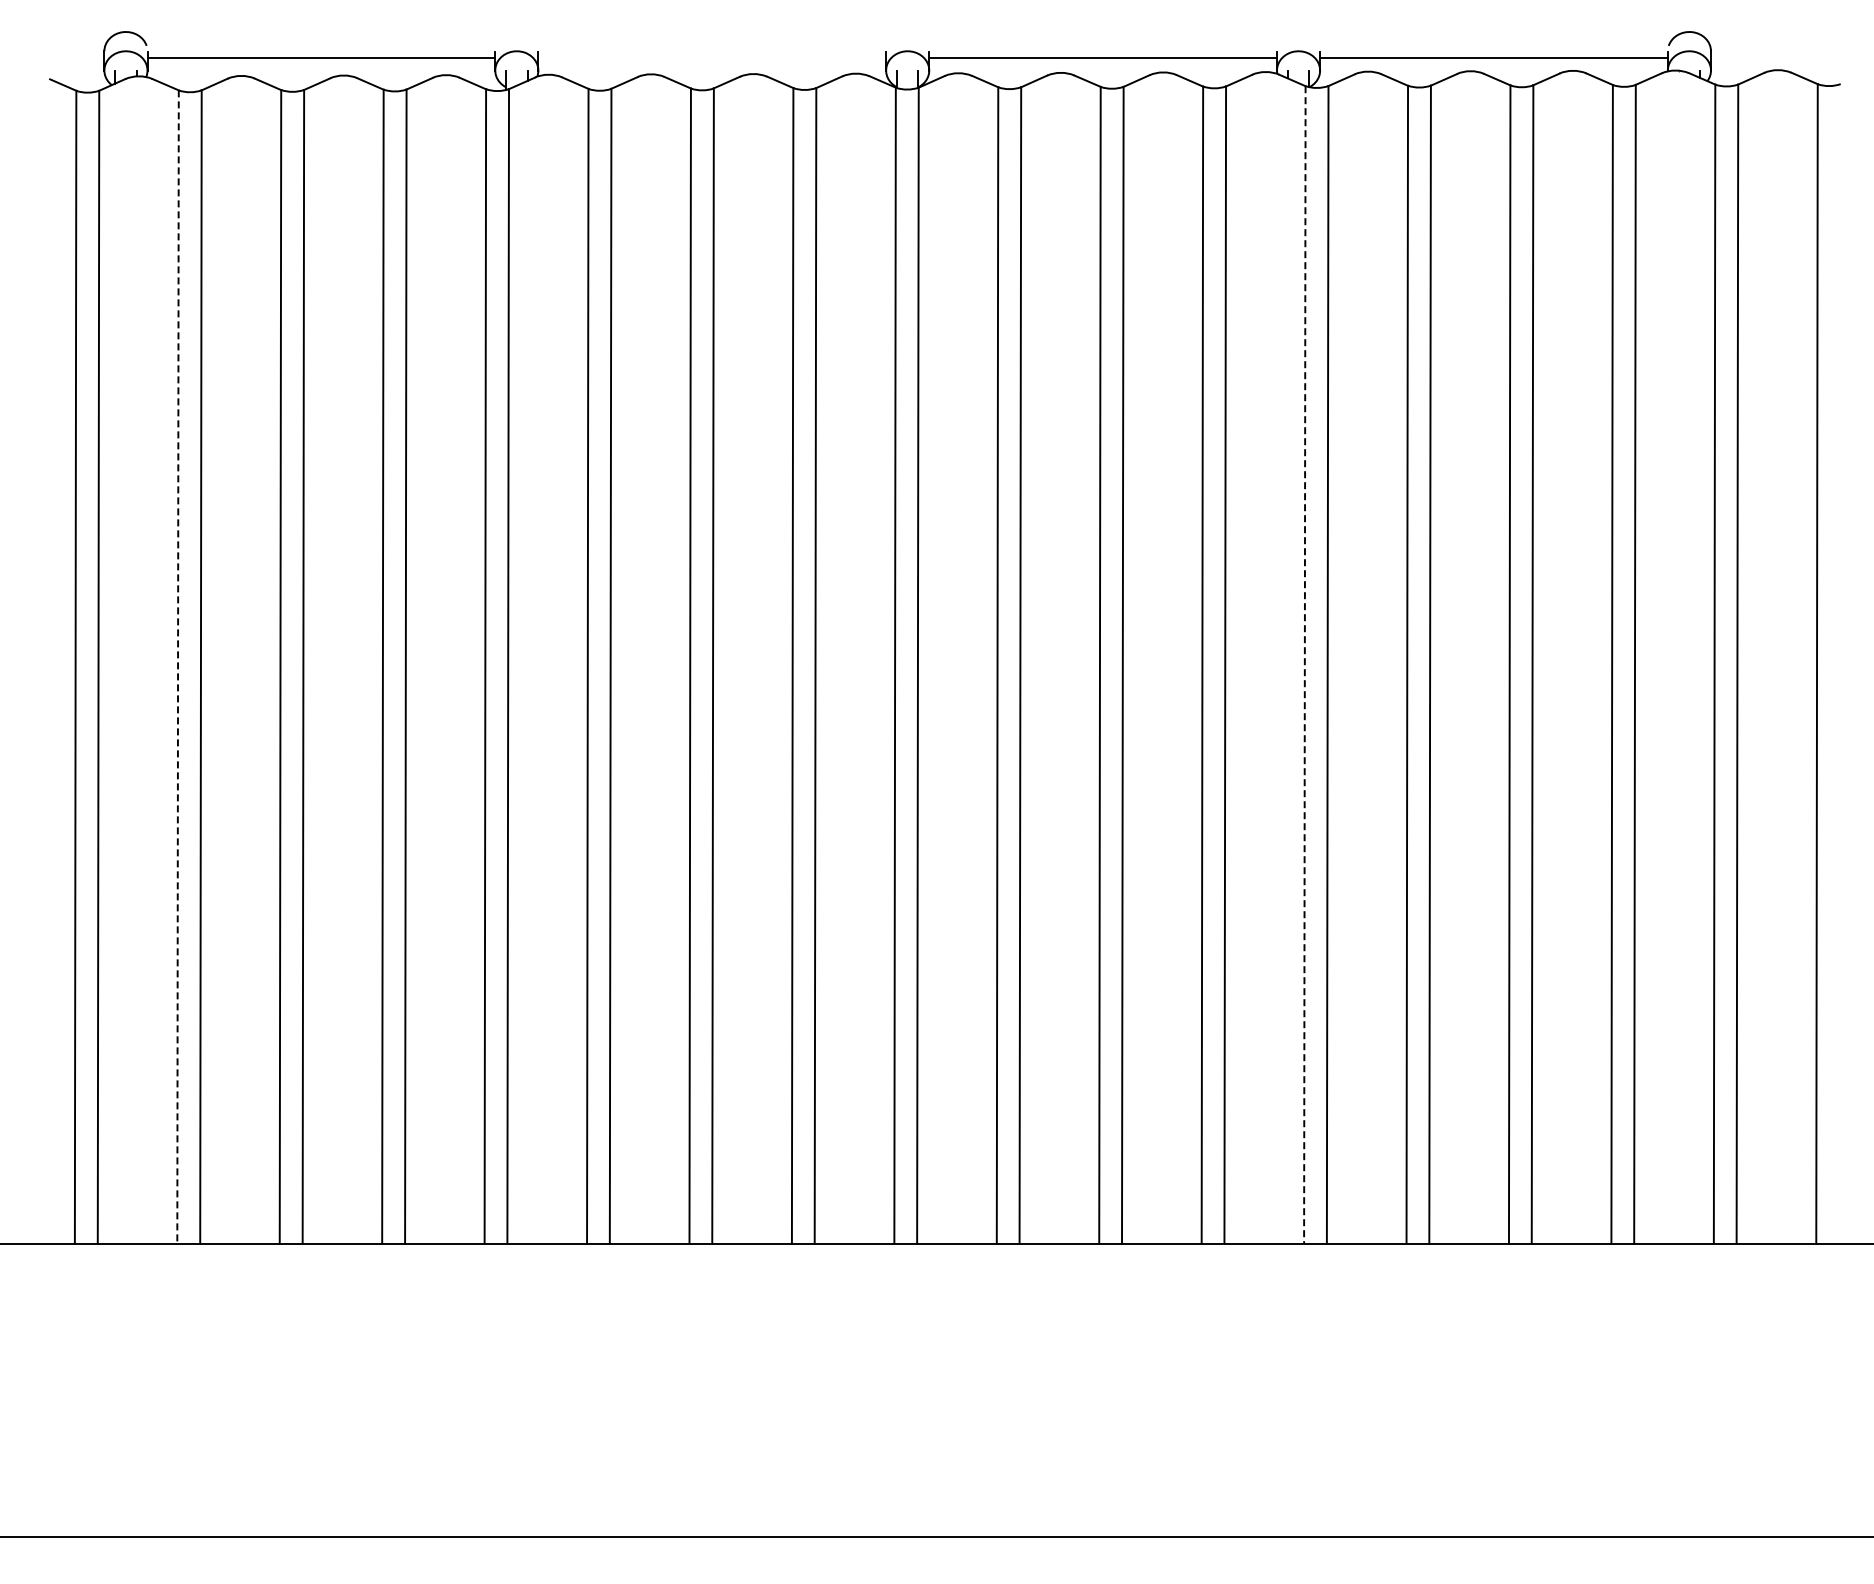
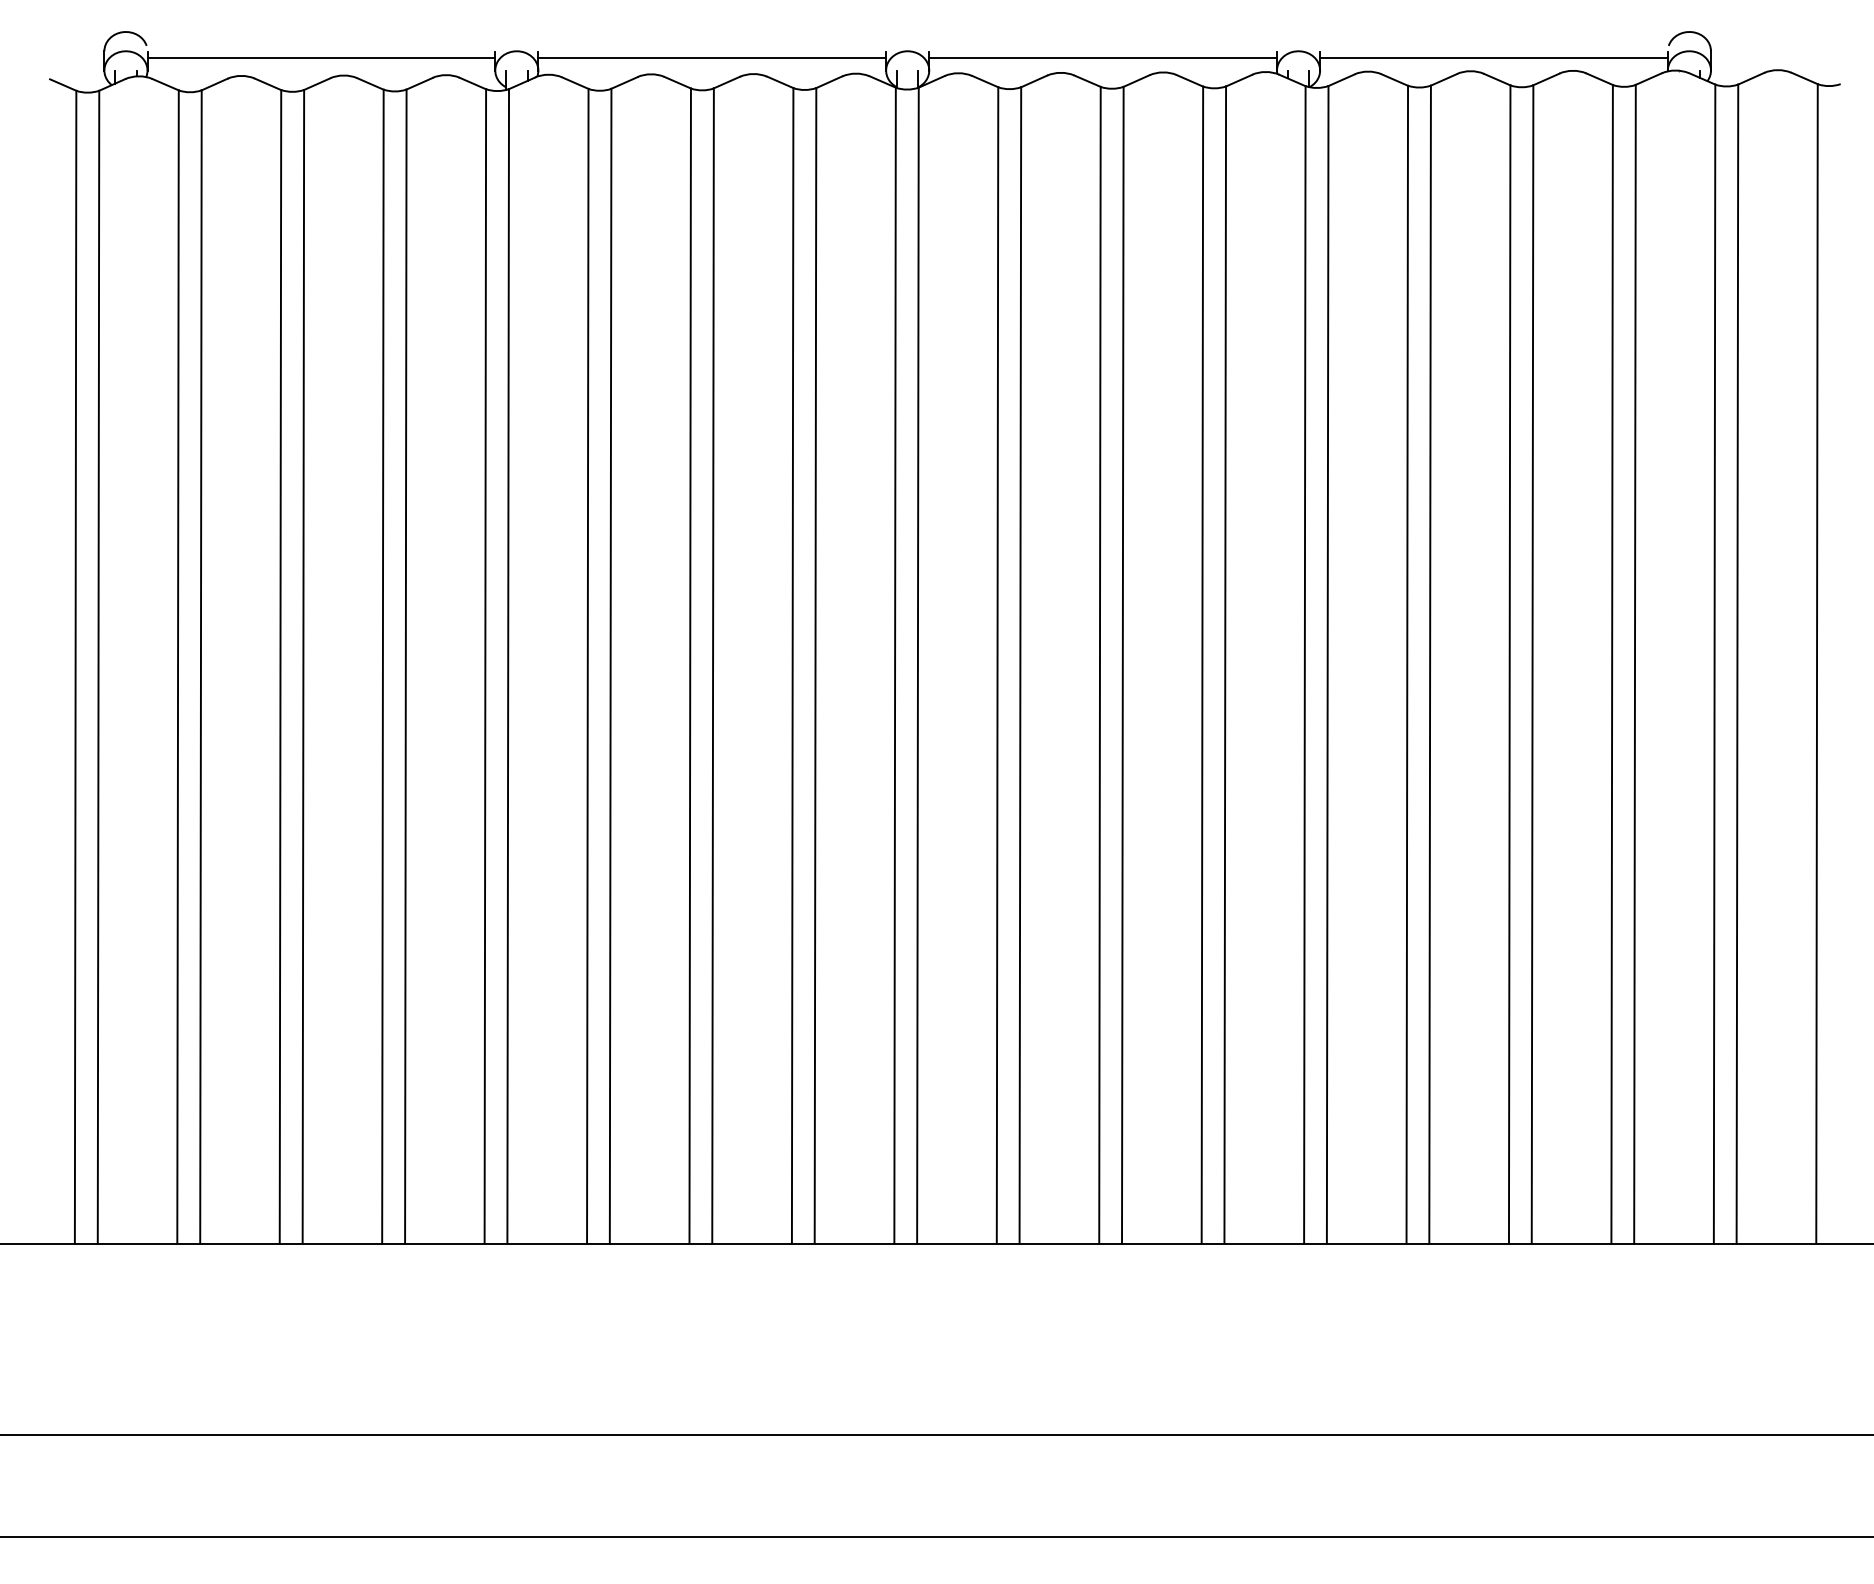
line: none -> present (712, 58)
line: dashed -> solid (1304, 664)
line: dashed -> solid (178, 666)
line: none -> present (936, 1434)
